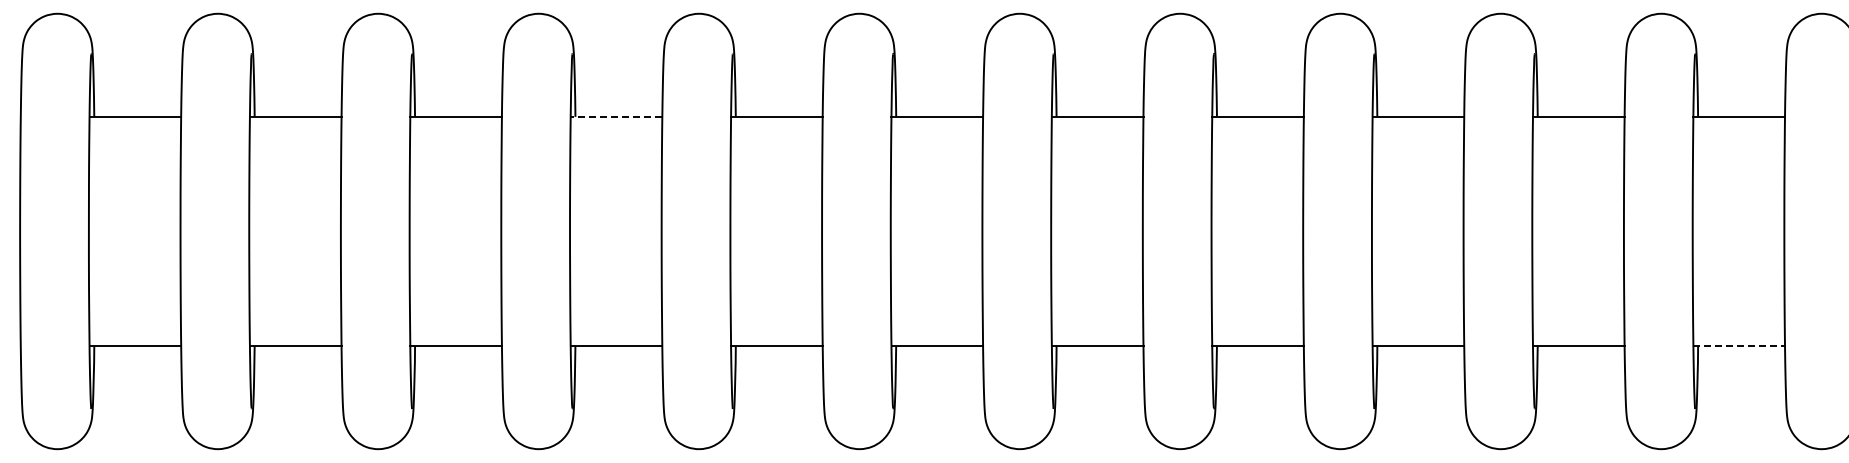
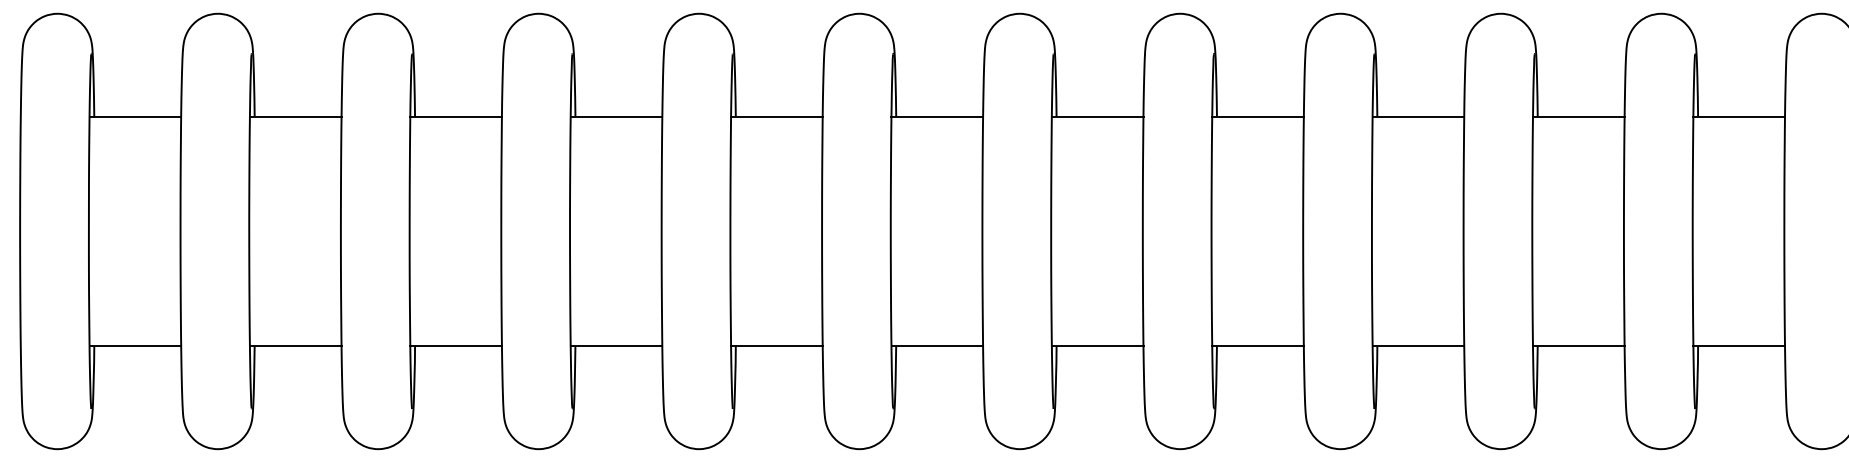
line: dashed -> solid (616, 116)
line: dashed -> solid (1739, 346)
